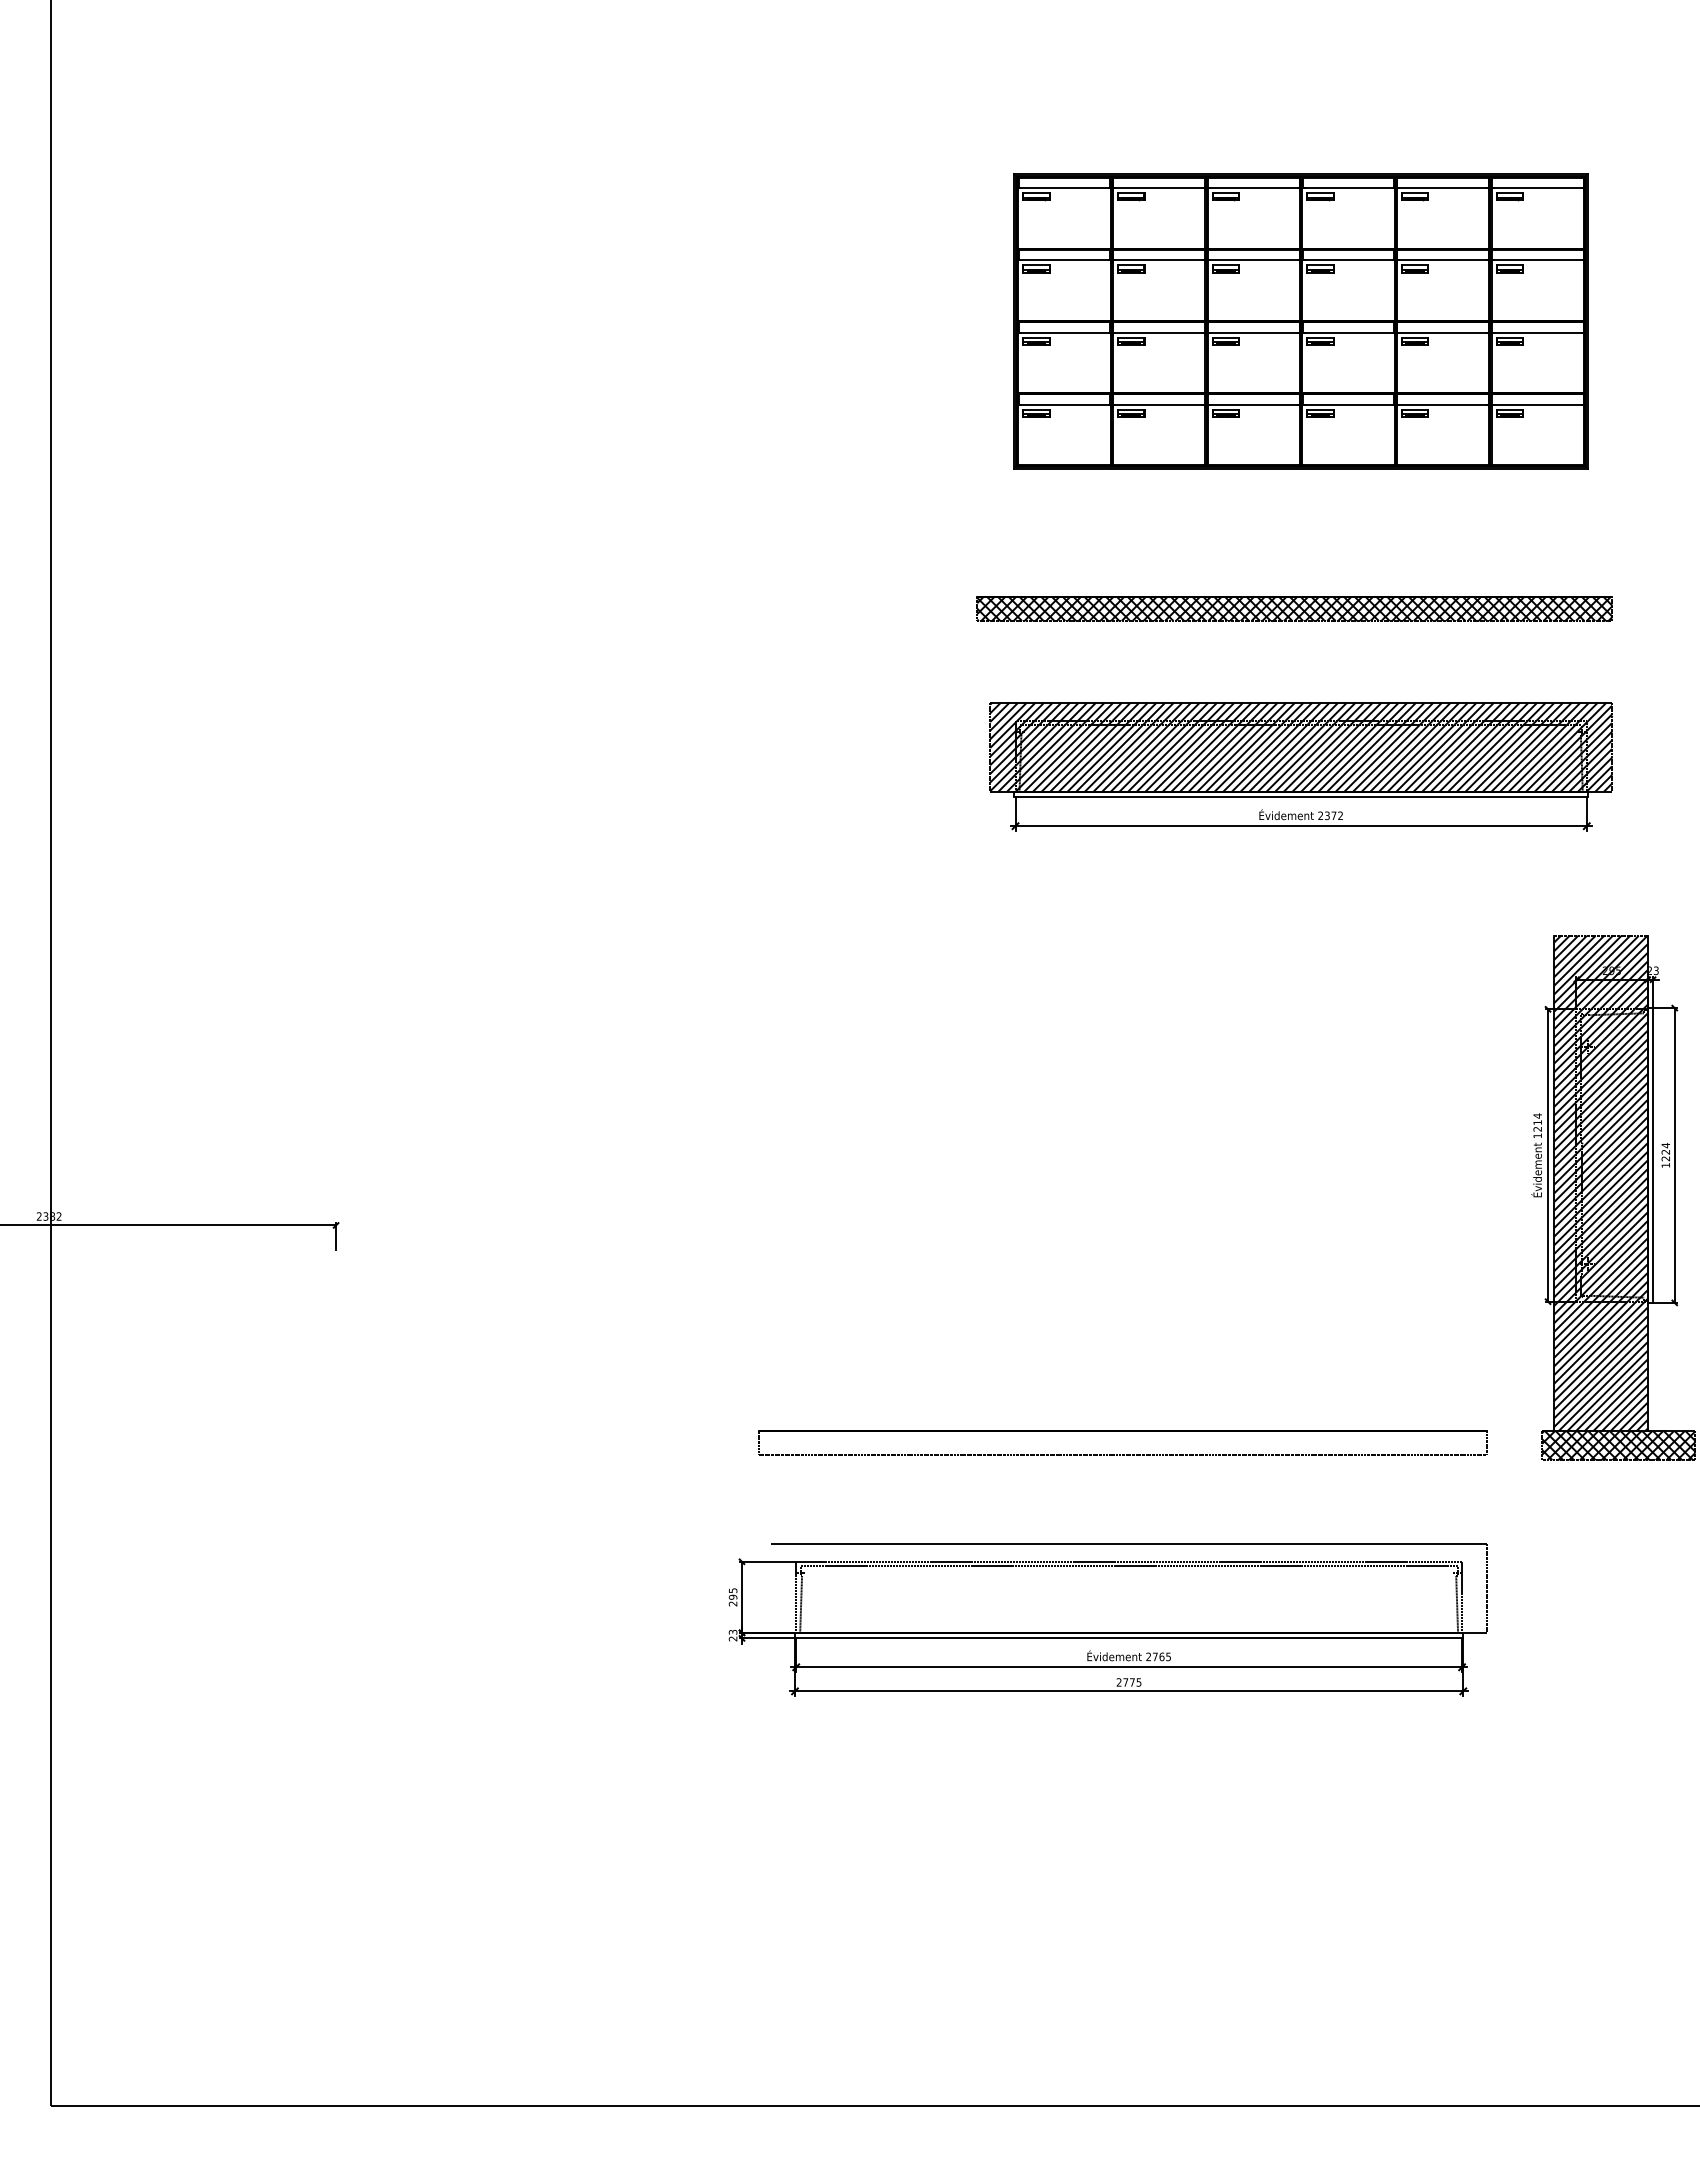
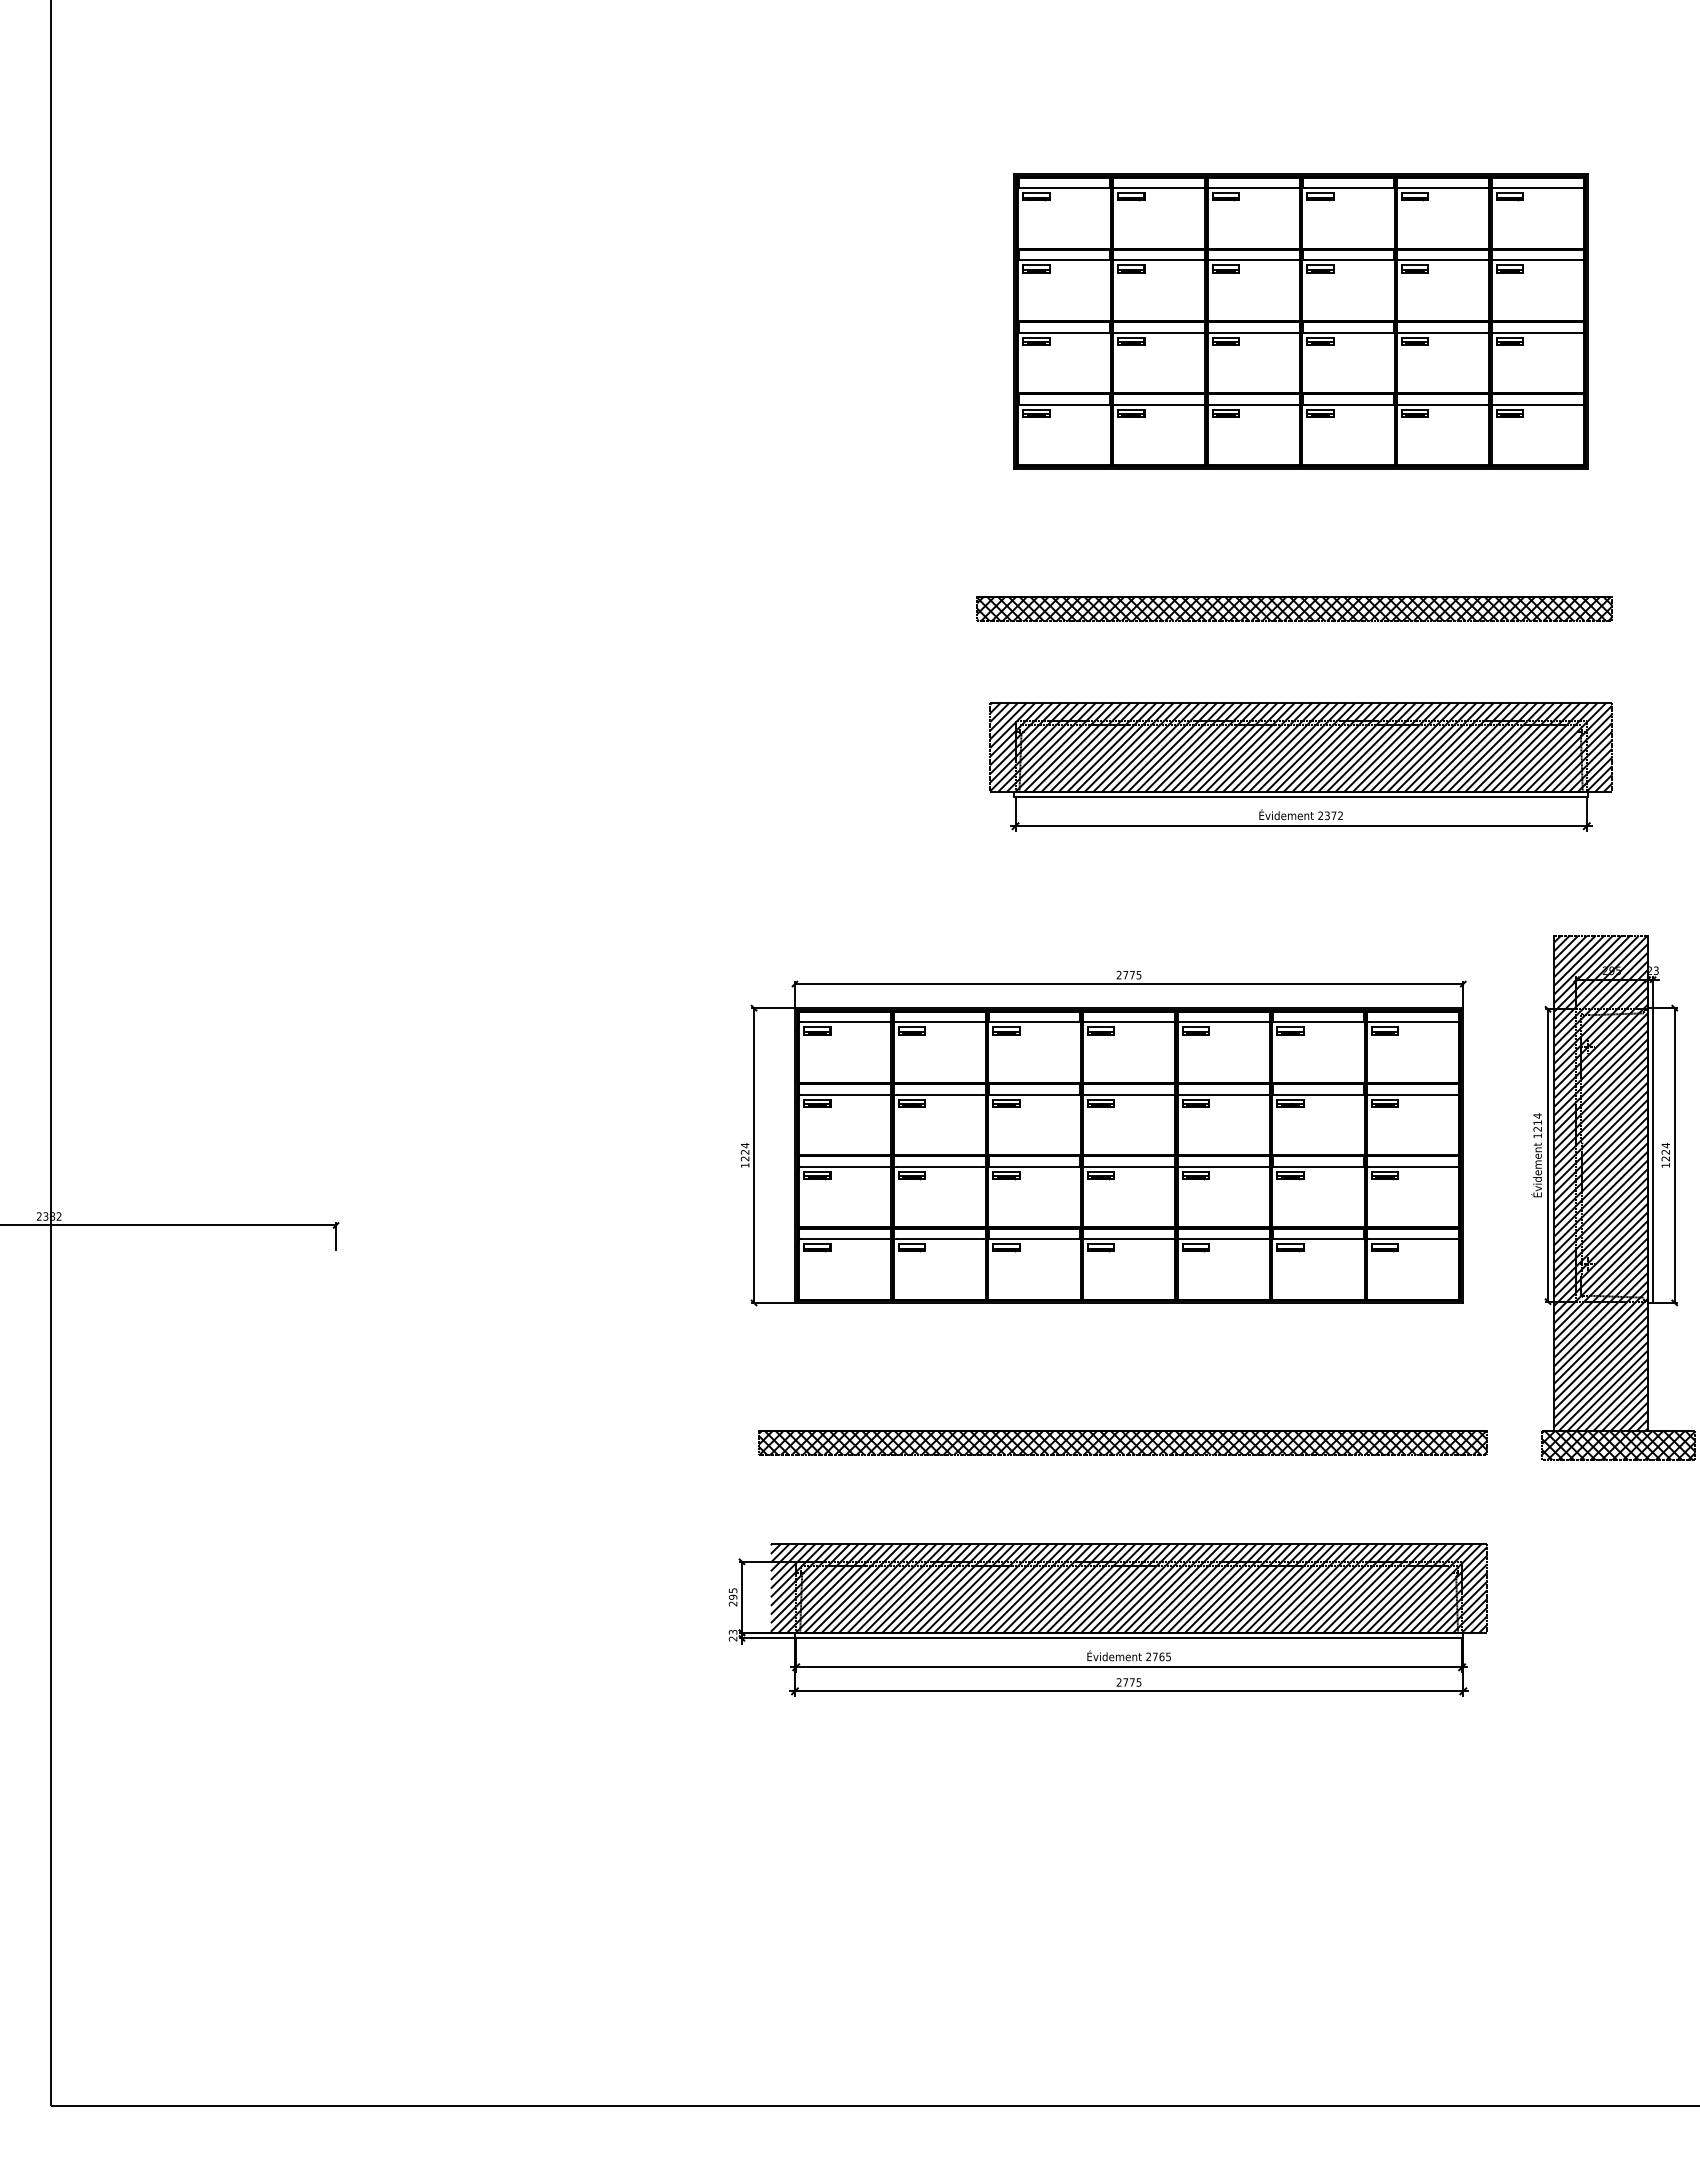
part: none -> present (1103, 1138)
hatch: none -> present (1123, 1443)
hatch: none -> present (1128, 1587)
